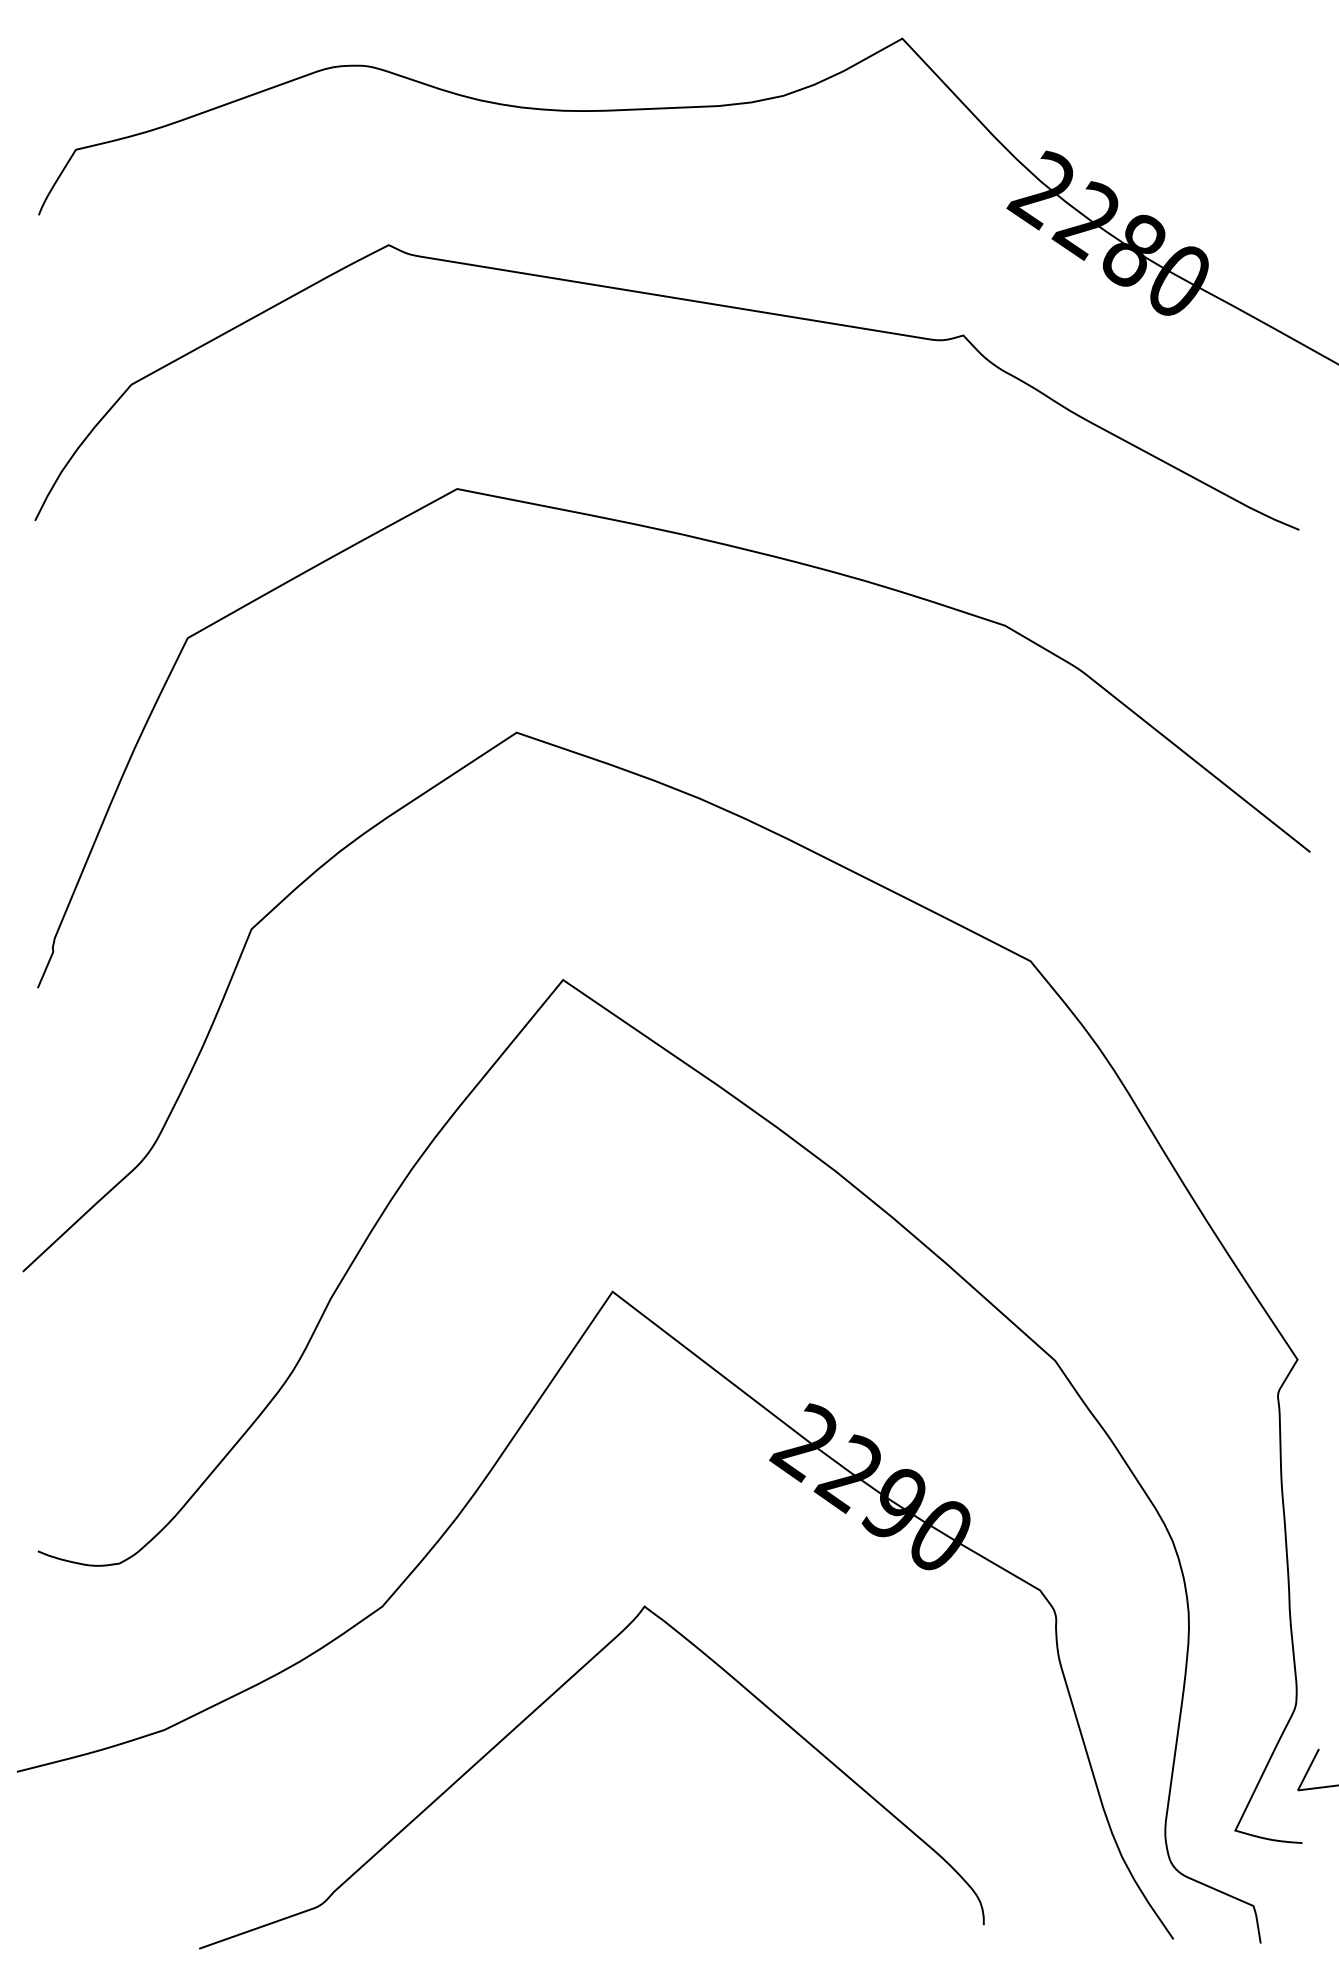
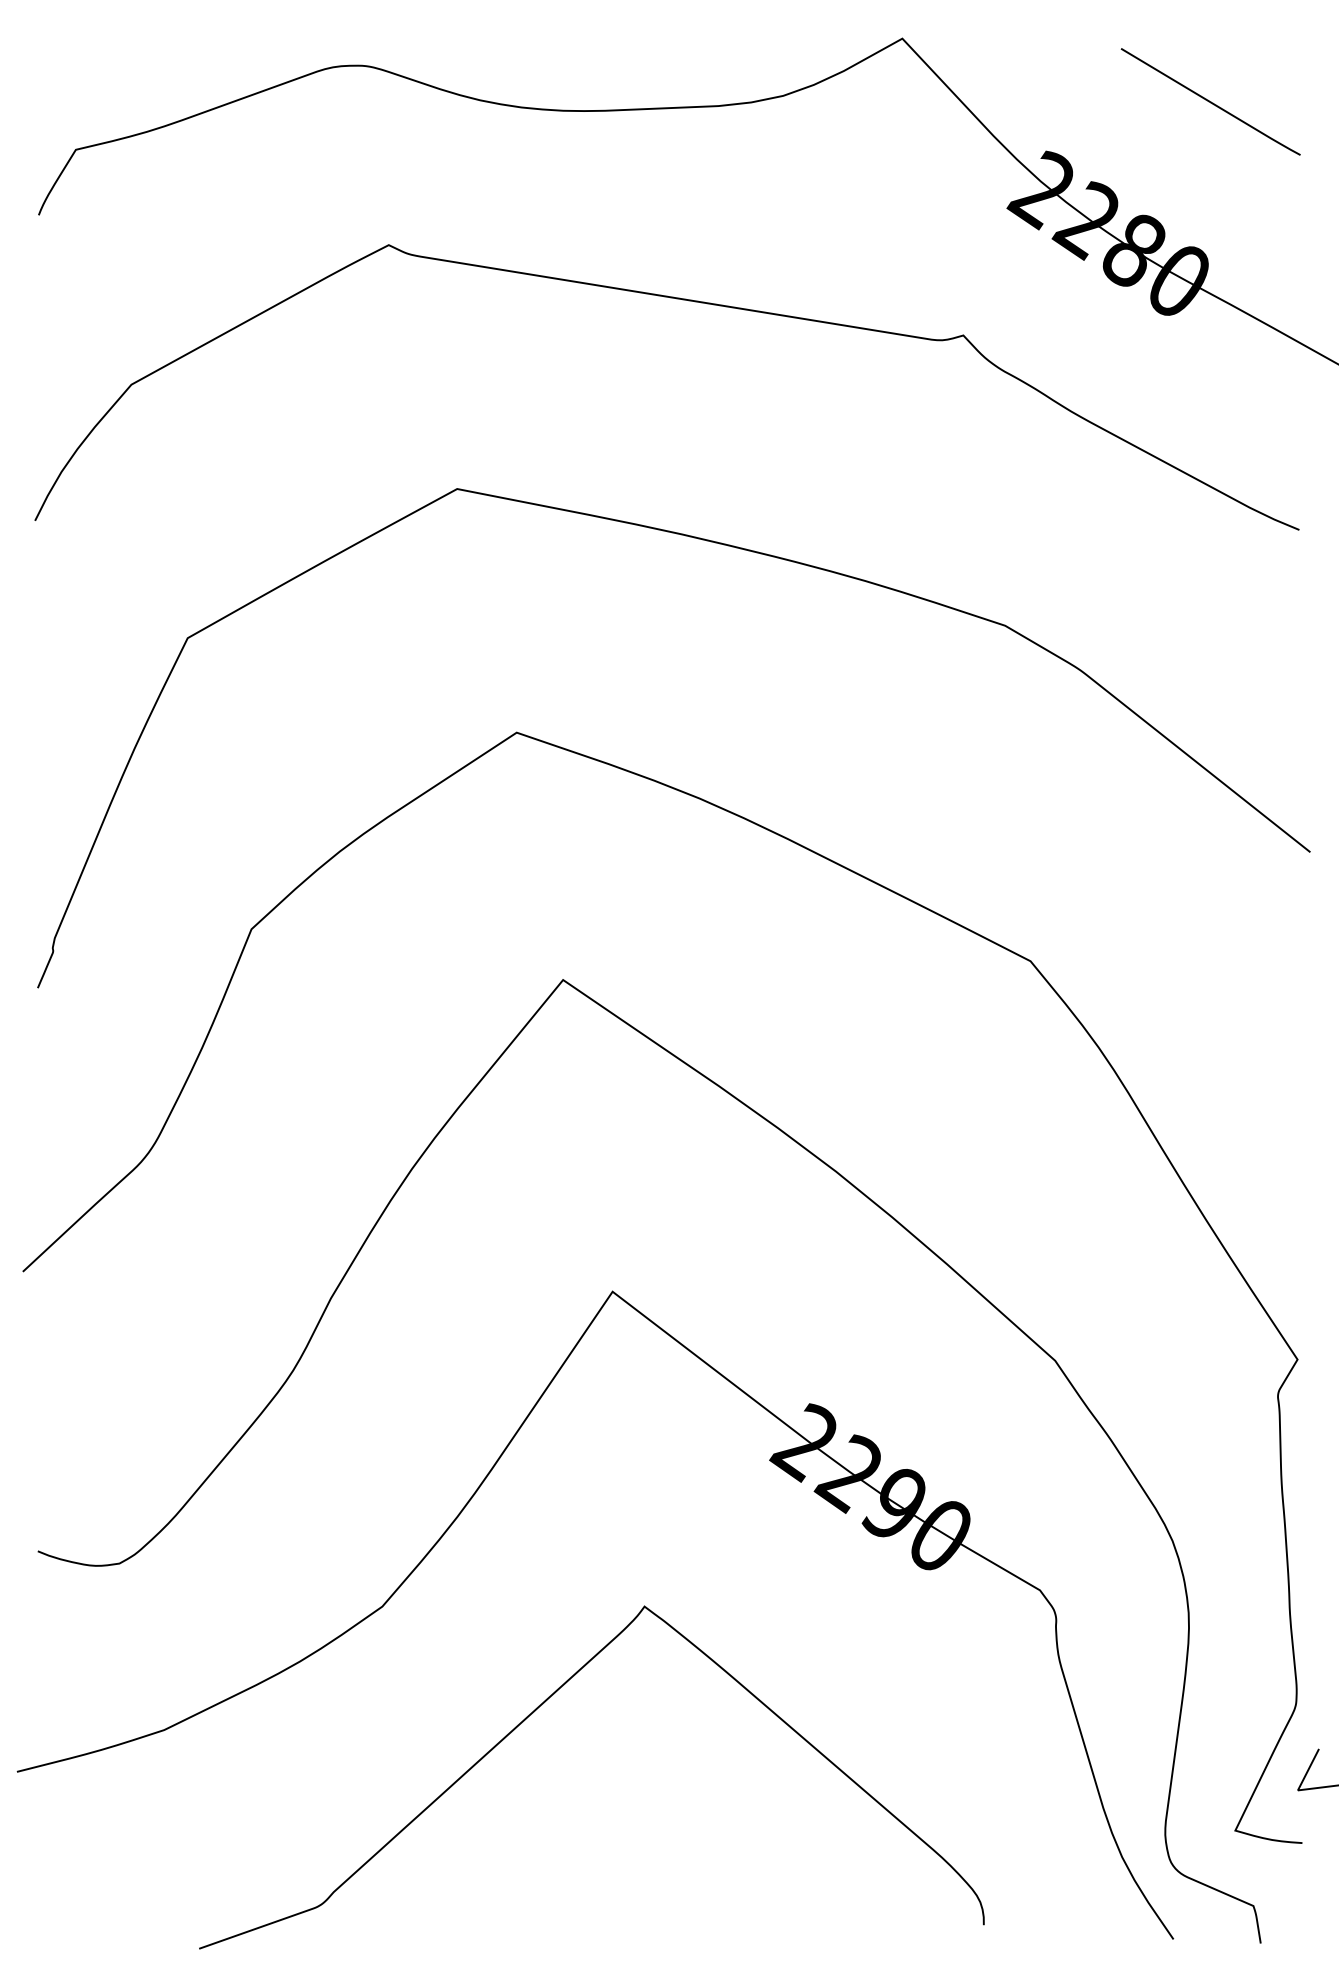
line: none -> present (1210, 101)
